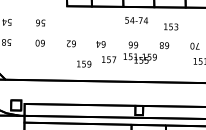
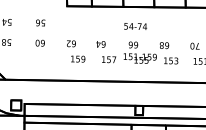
text position: (136, 20) -> (135, 26) (135, 26)
text position: (171, 26) -> (171, 60) (171, 60)
text position: (84, 63) -> (78, 58) (78, 58)
